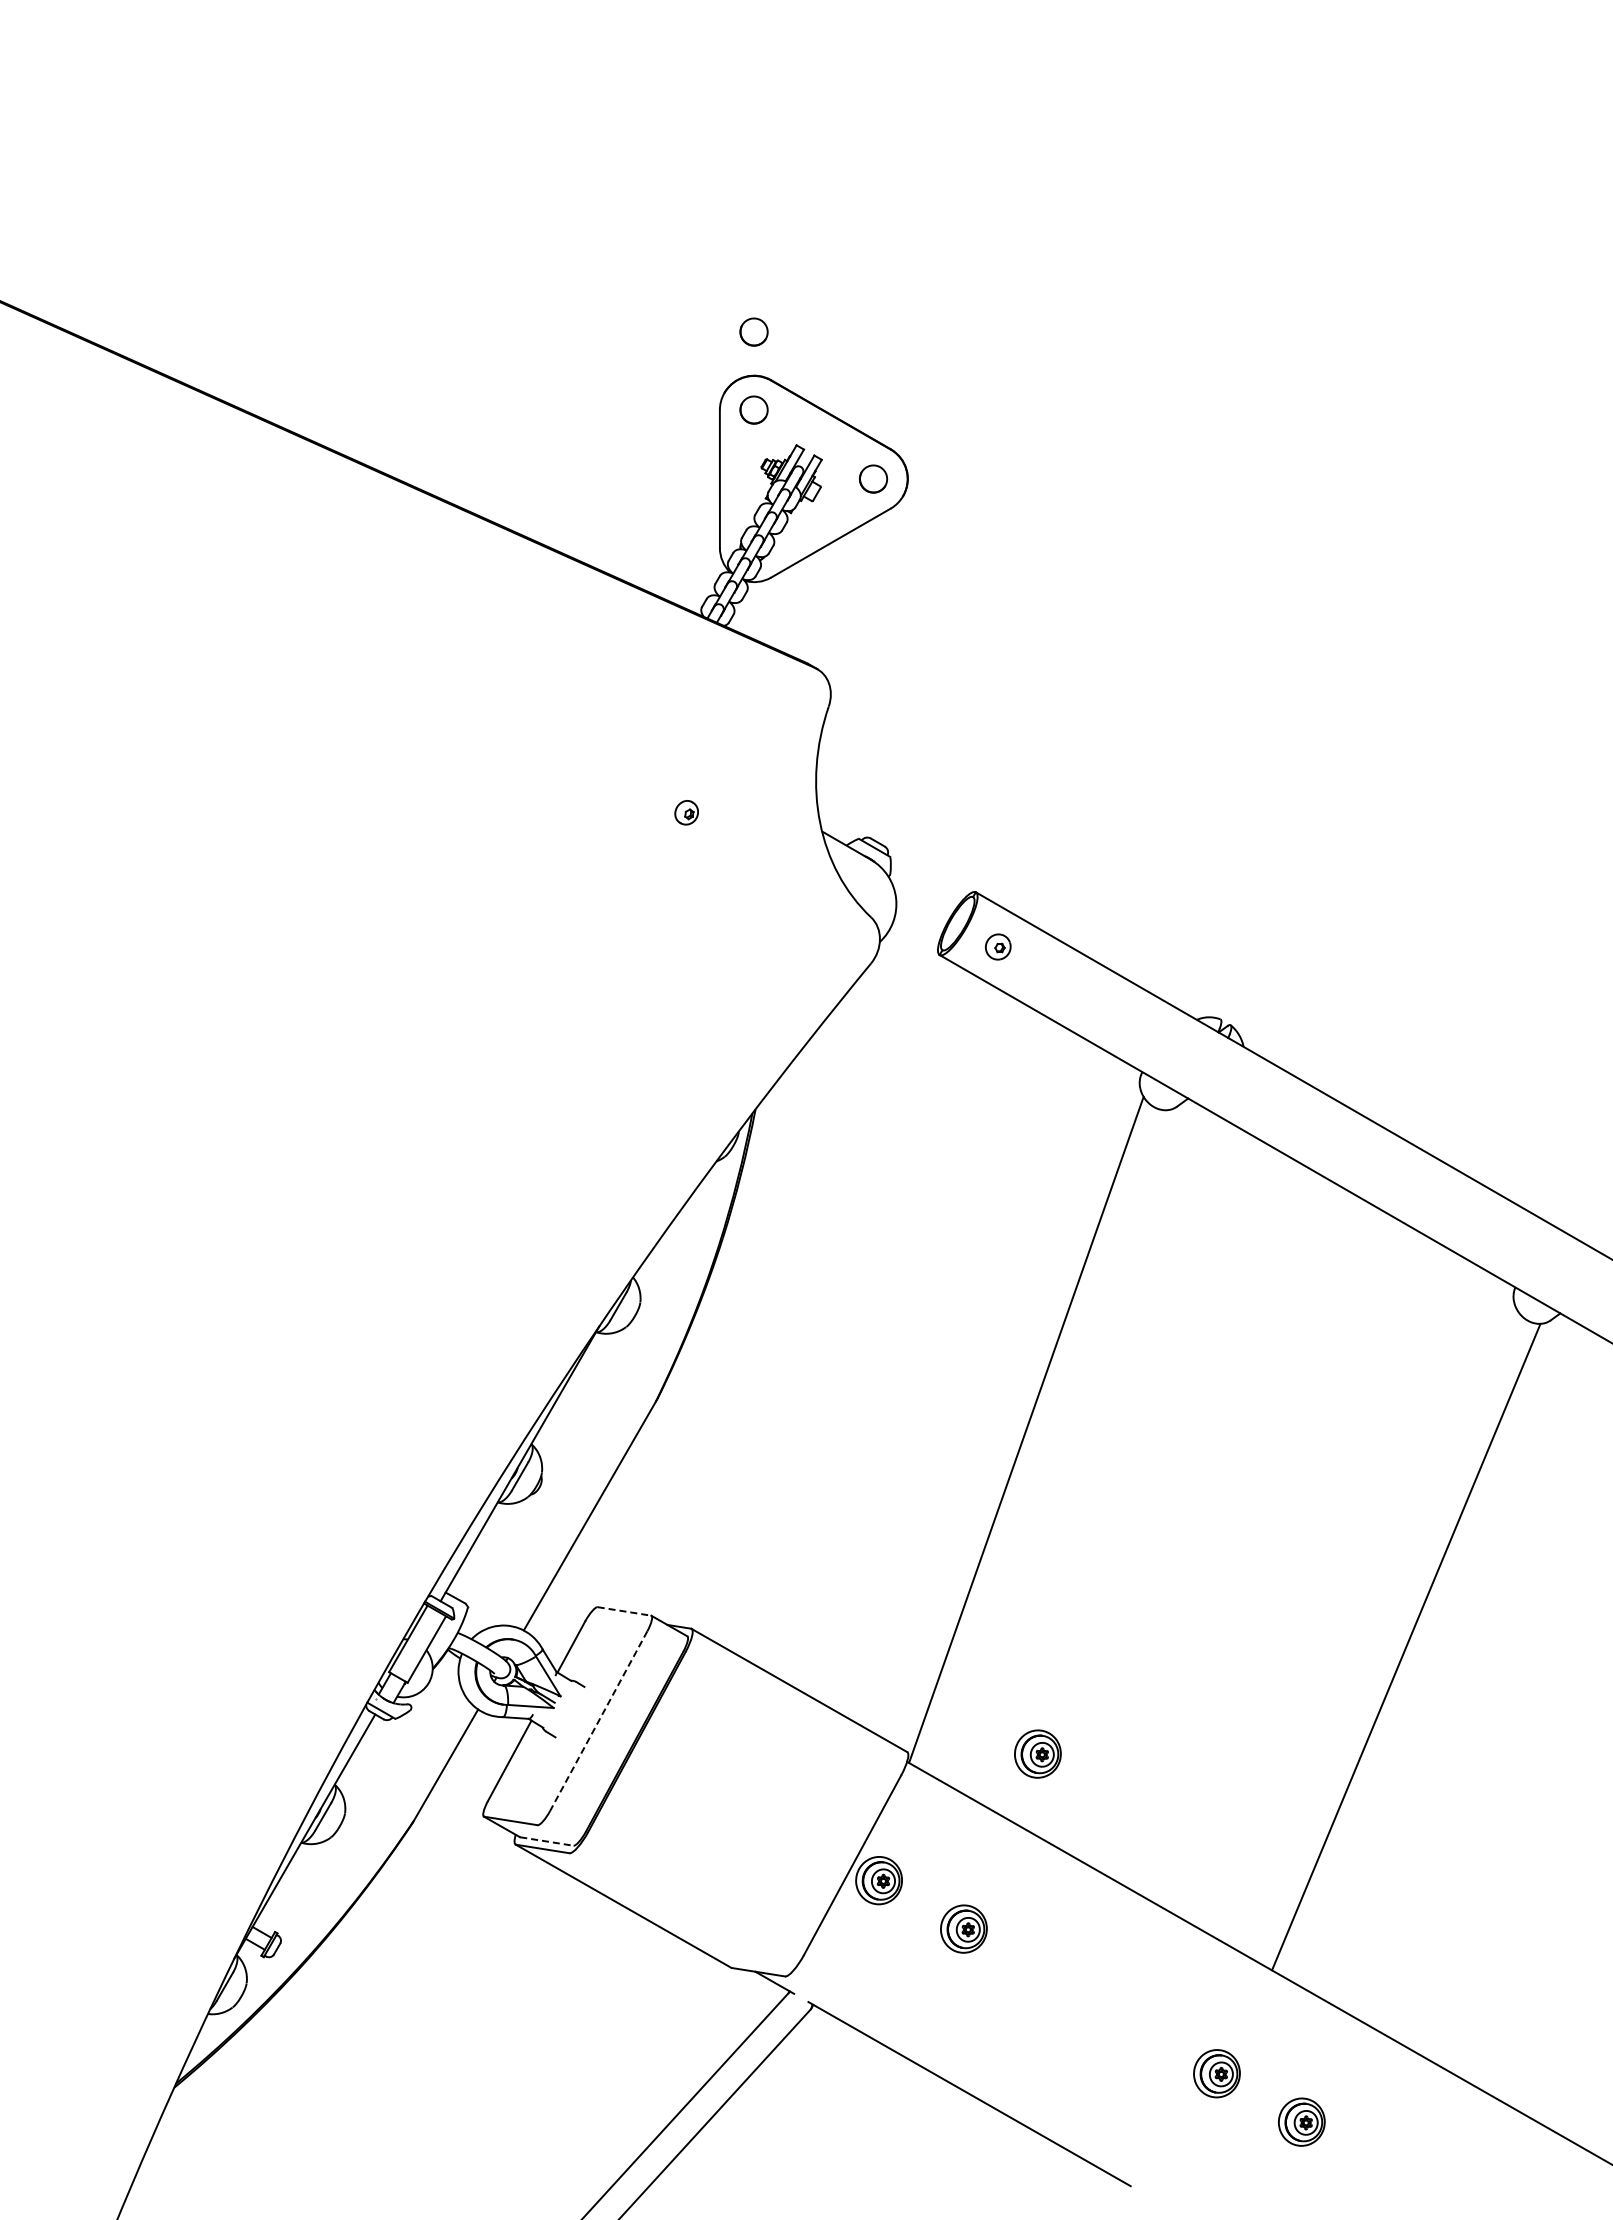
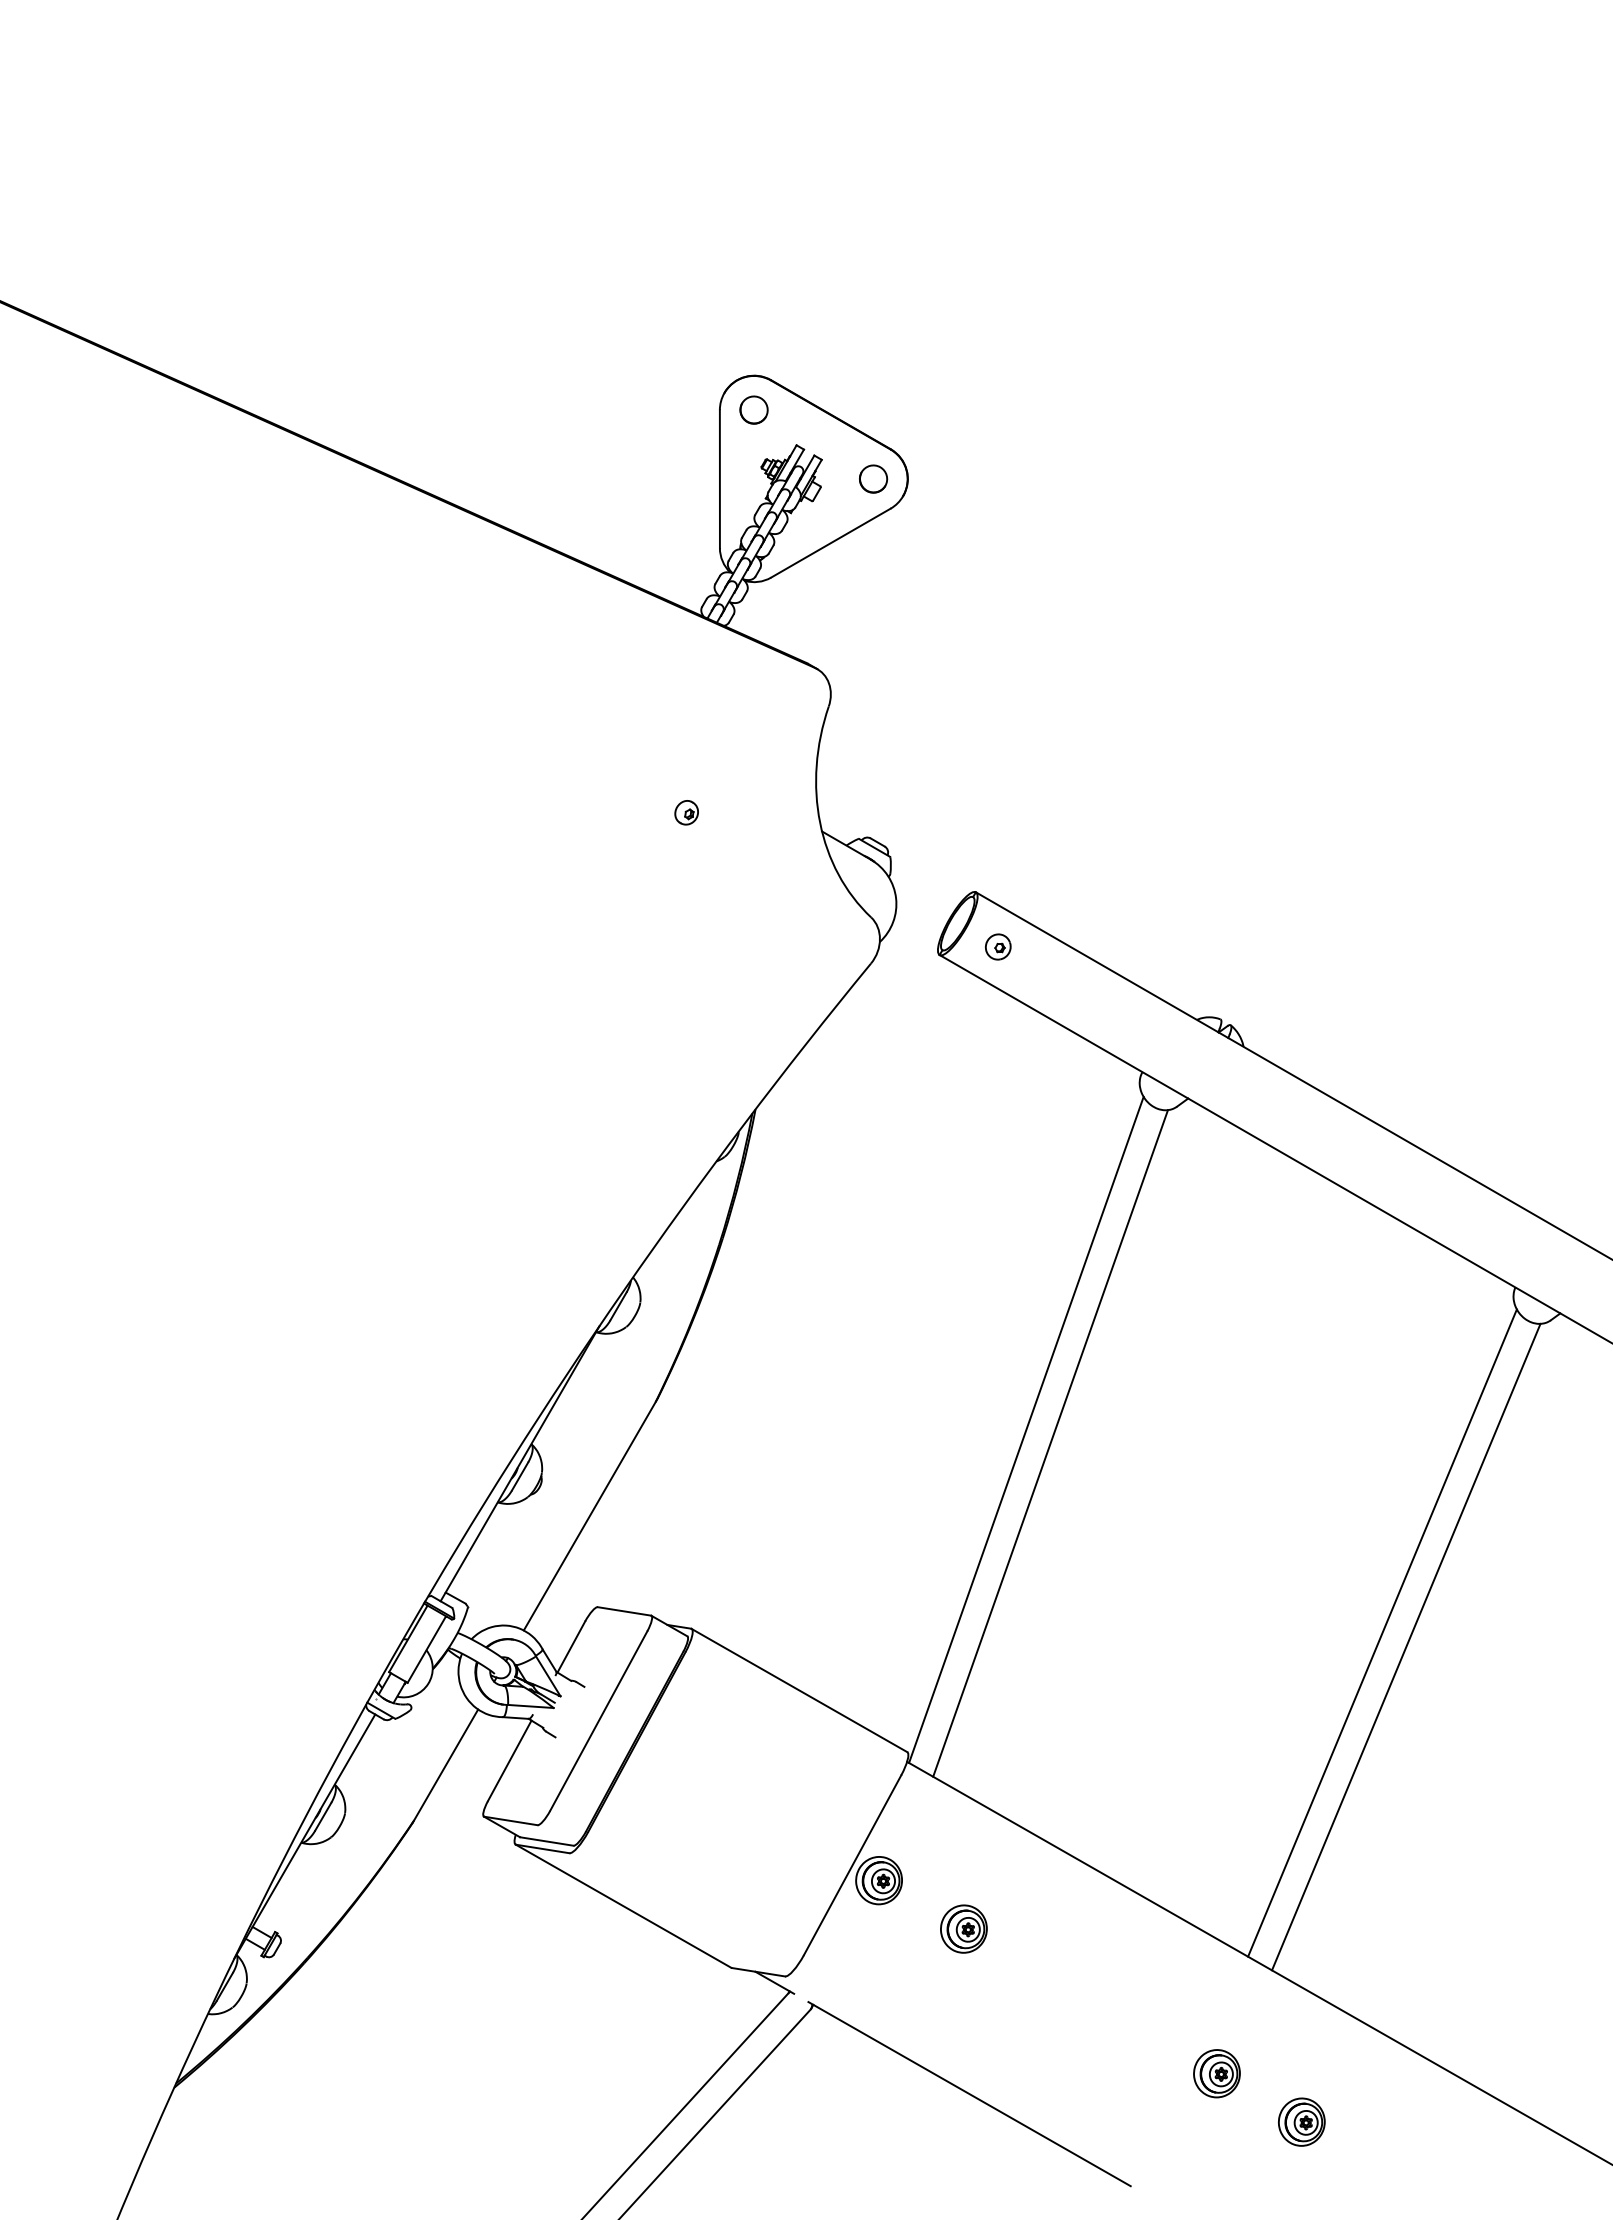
part: present -> none (753, 331)
line: none -> present (1050, 1443)
line: dashed -> solid (624, 1611)
line: none -> present (1382, 1632)
line: dashed -> solid (598, 1721)
part: present -> none (1037, 1753)
line: dashed -> solid (546, 1841)
